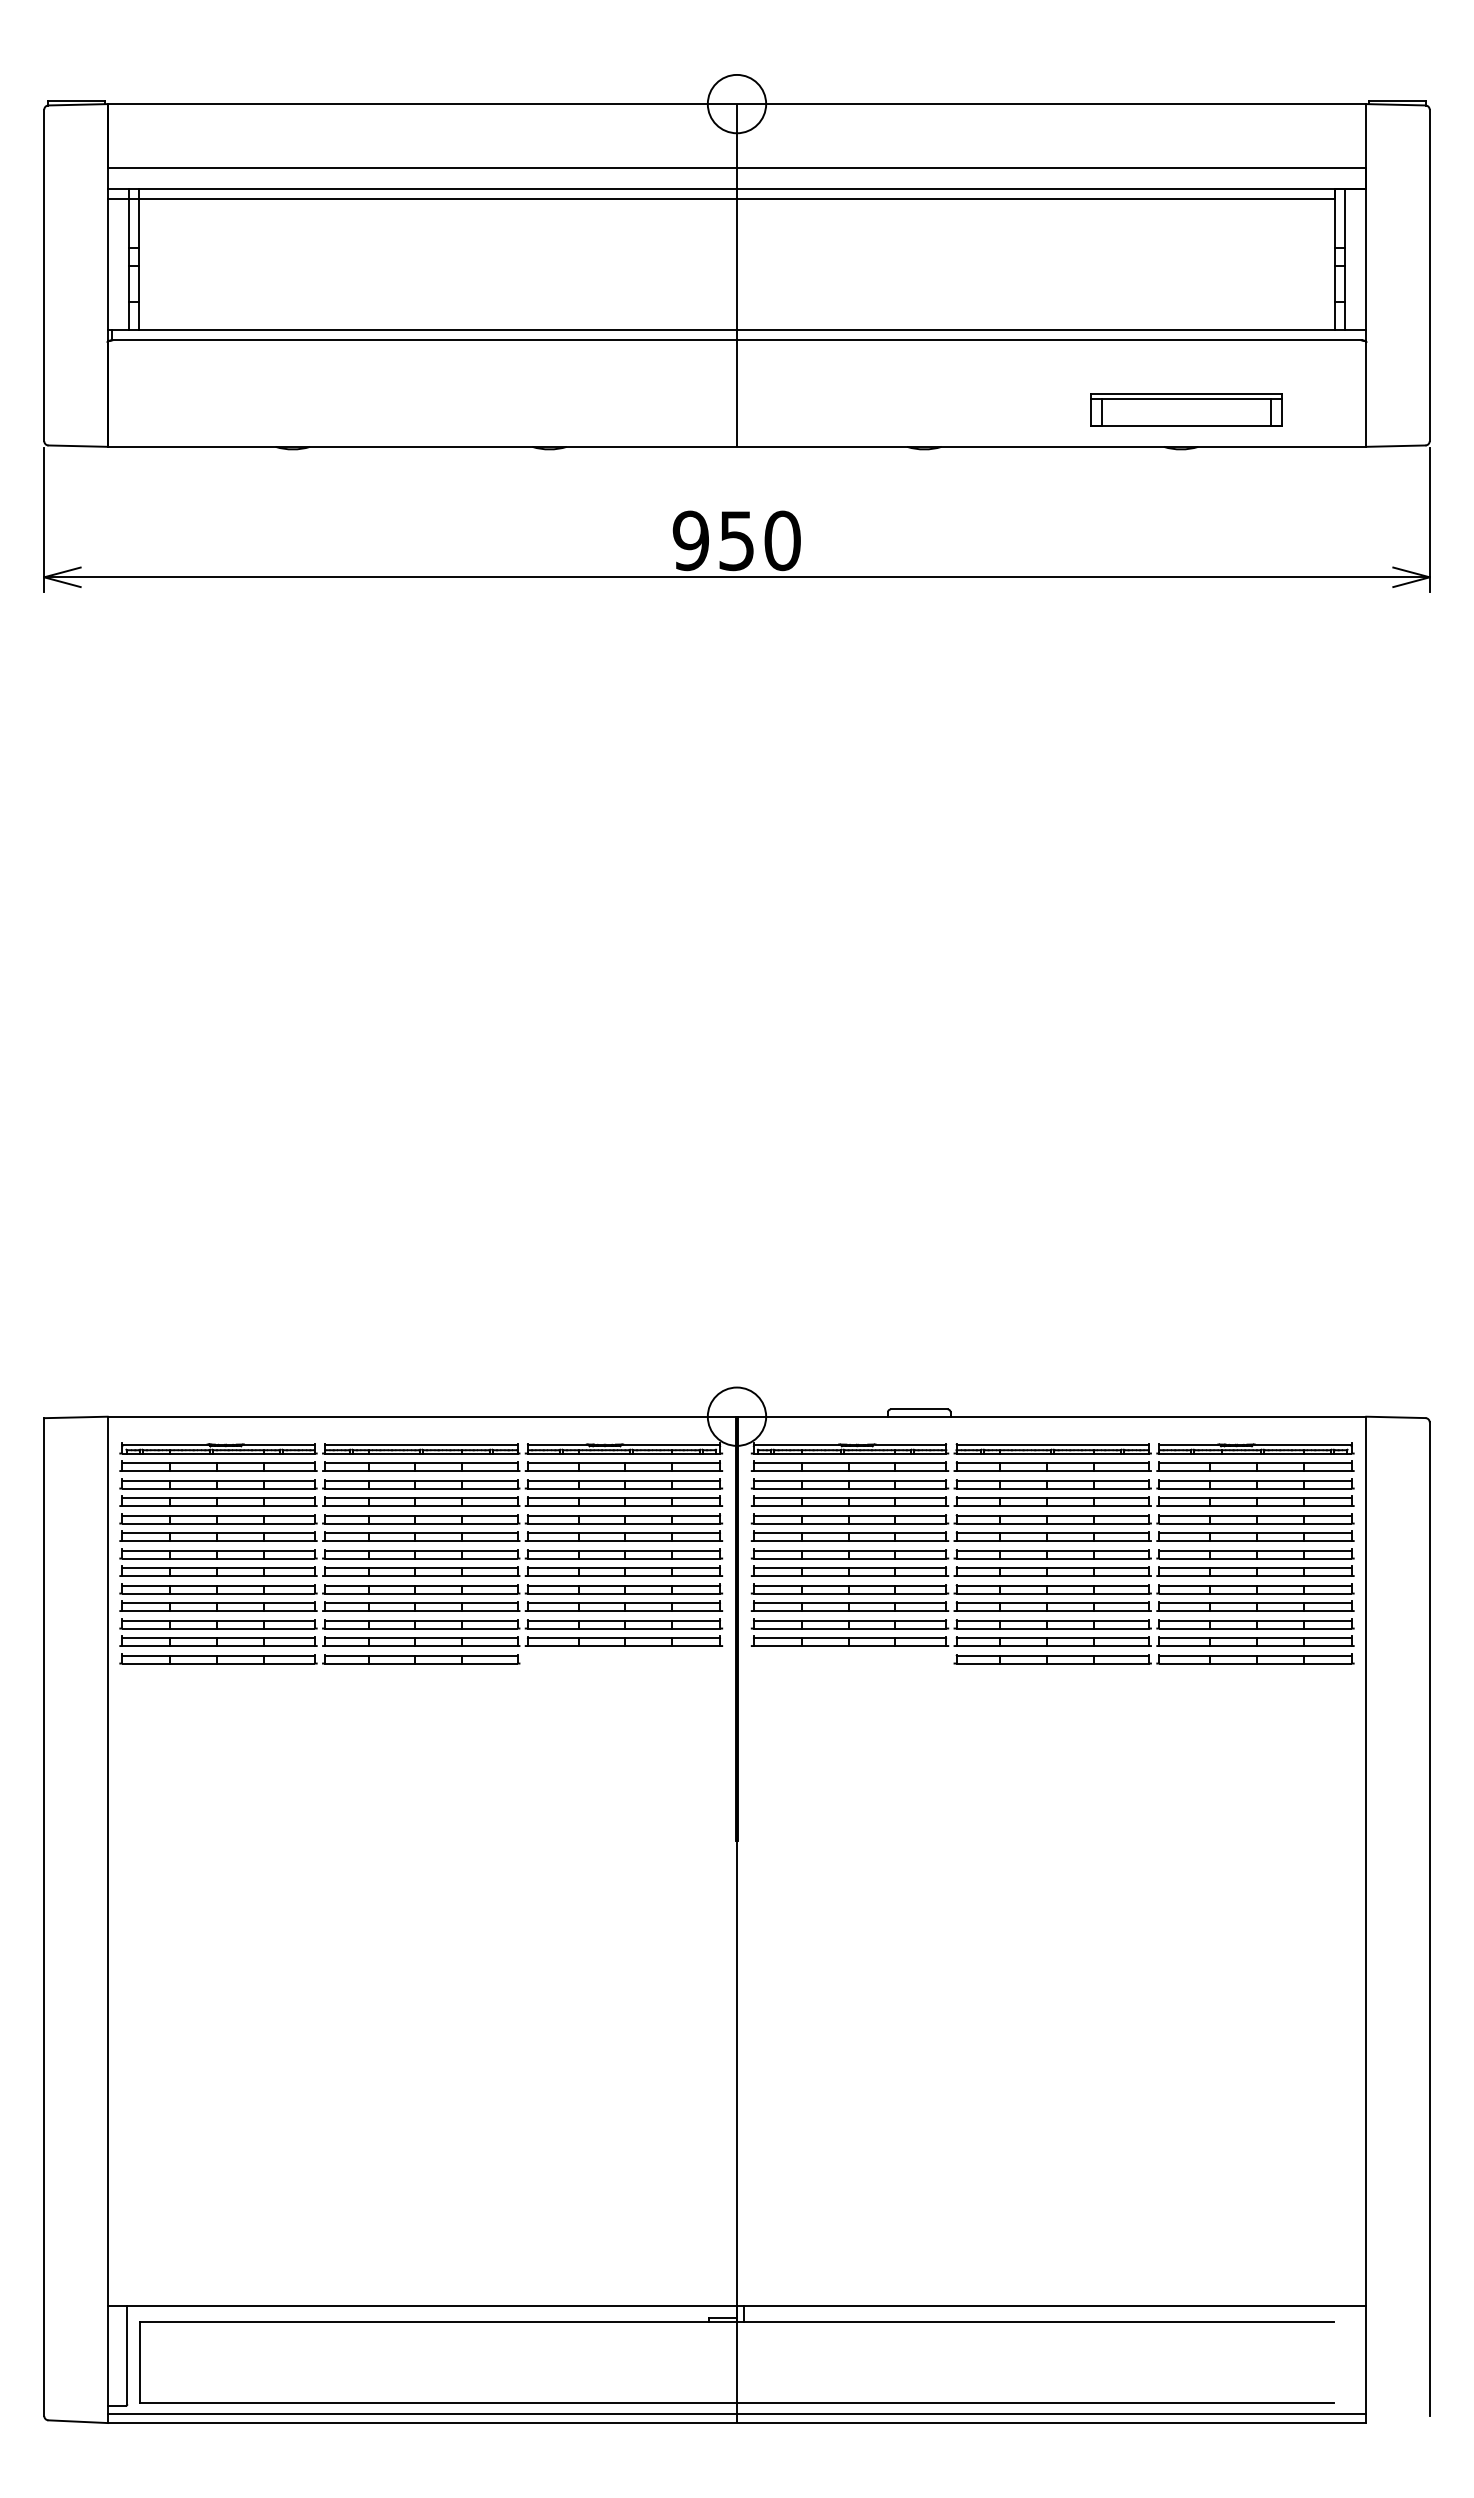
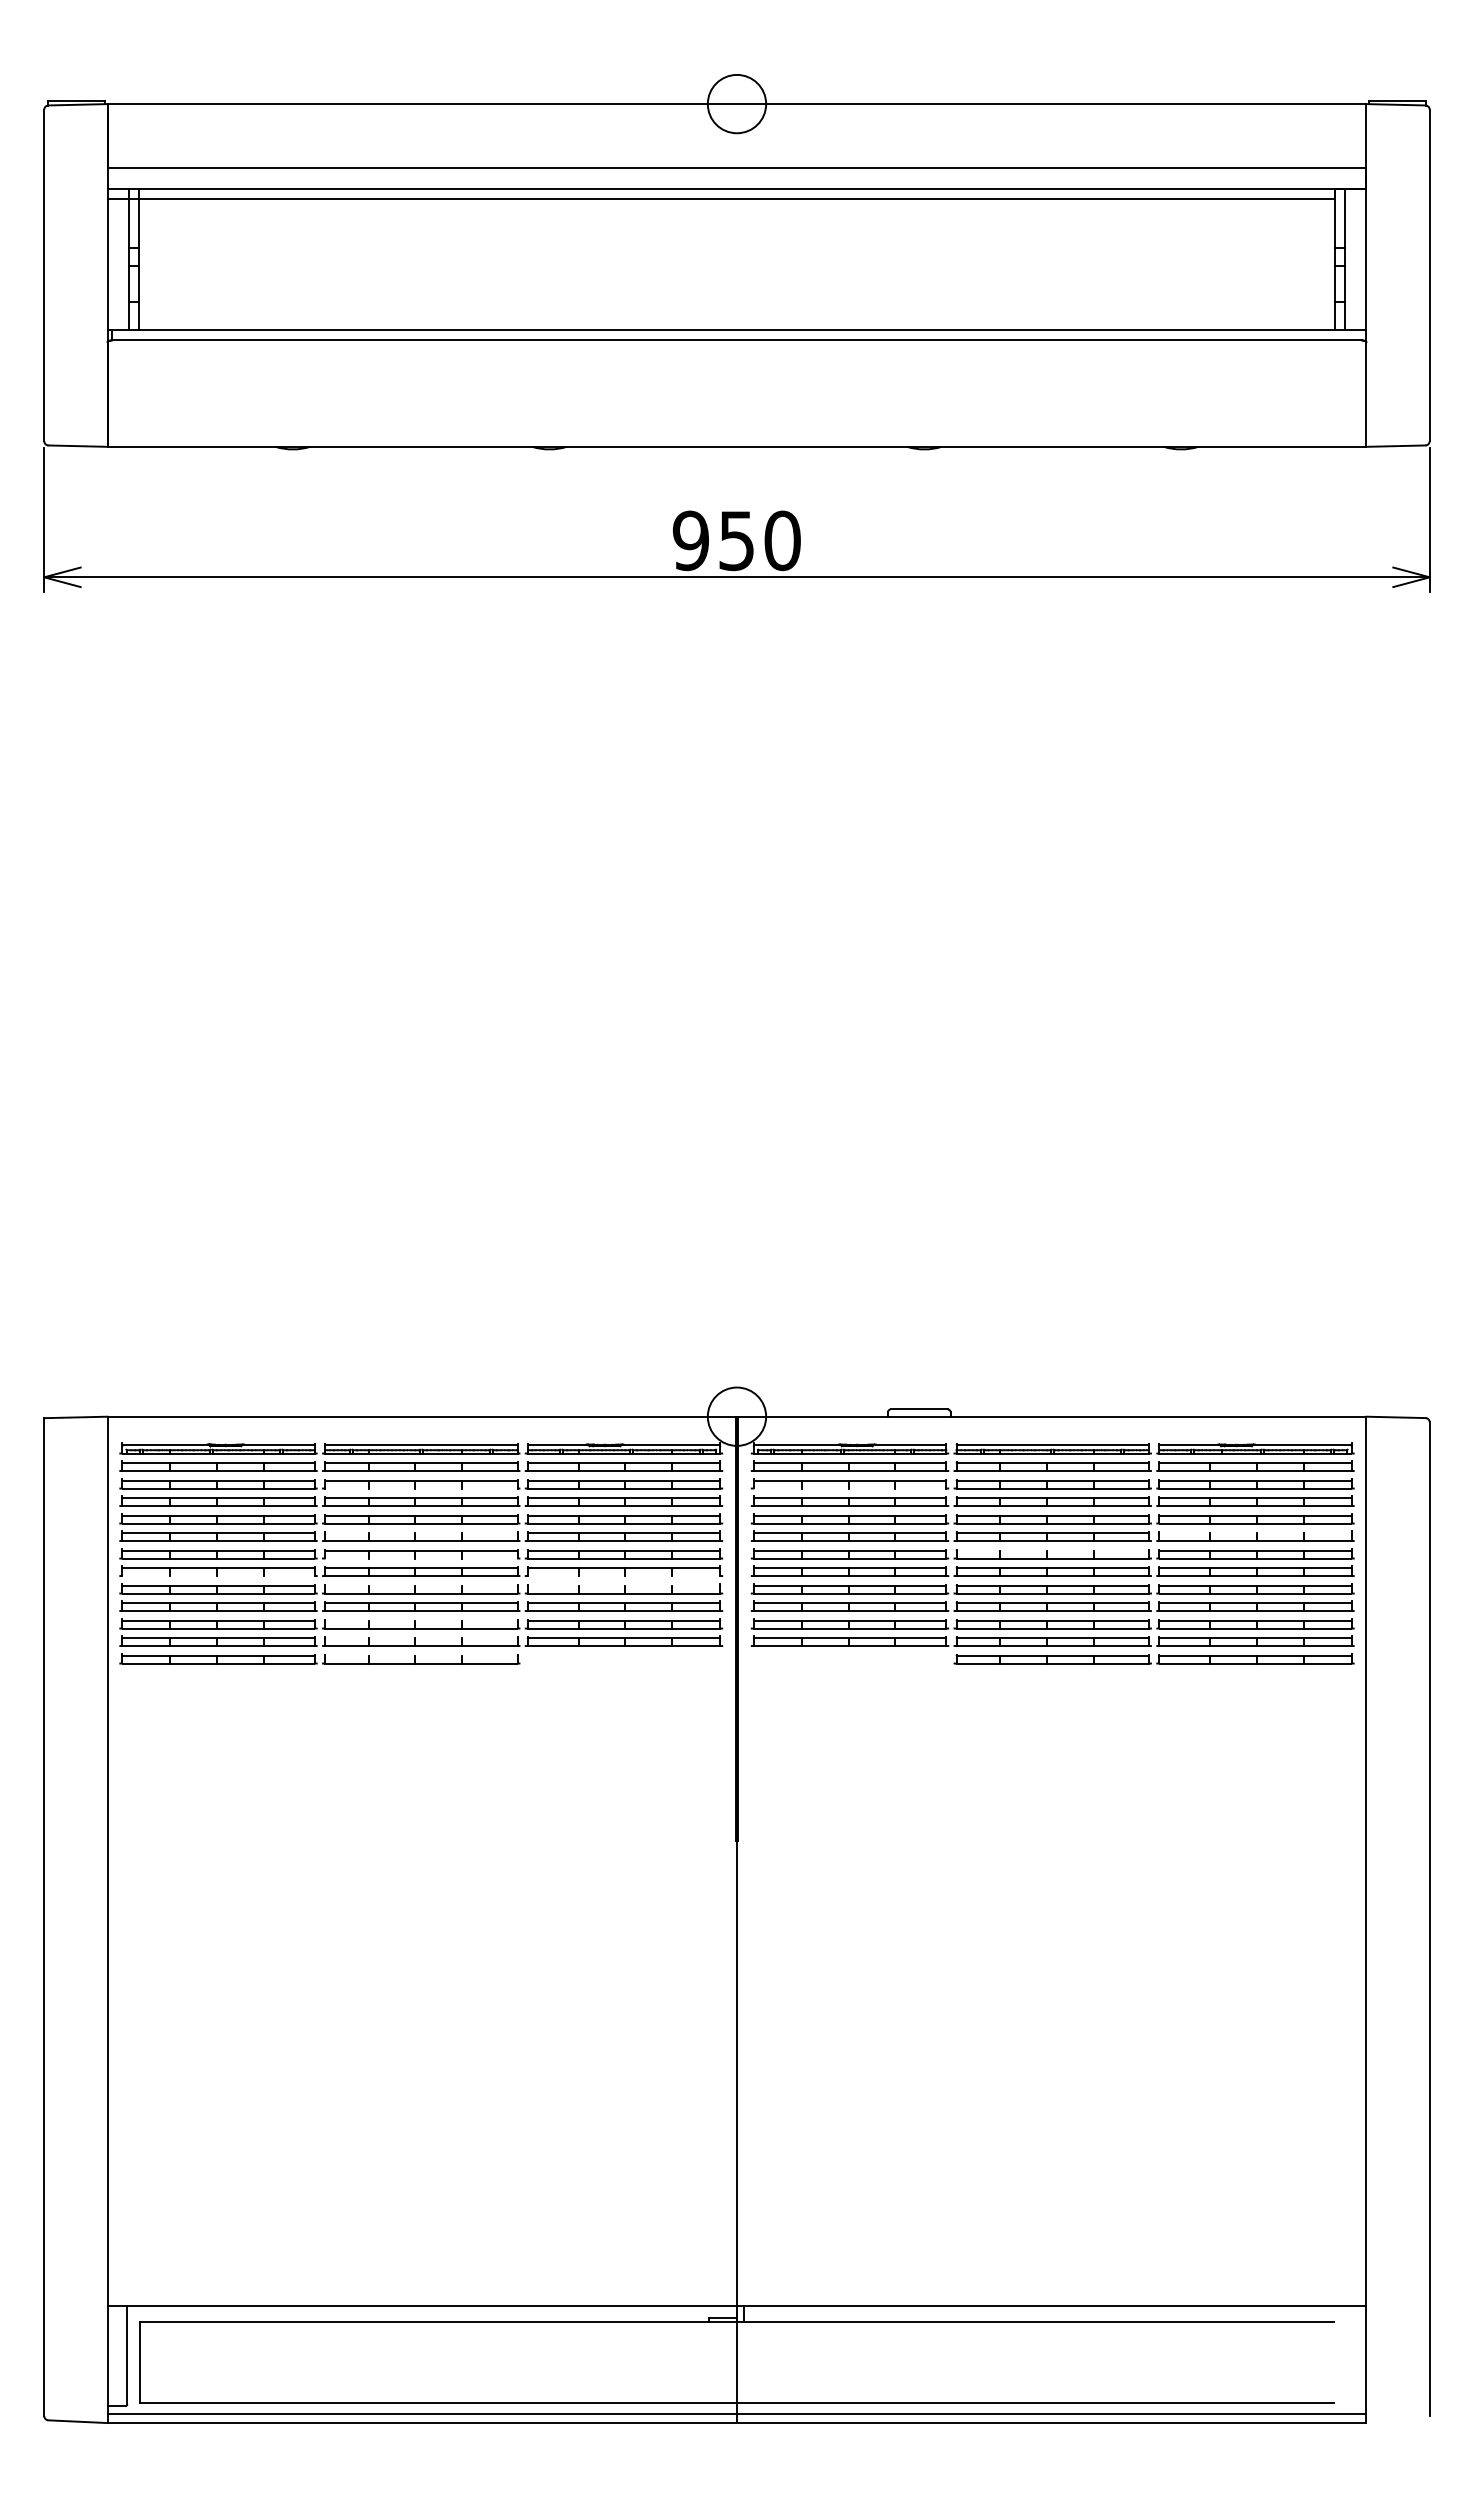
line: present -> none (737, 275)
part: present -> none (1186, 409)
line: present -> none (421, 1488)
line: present -> none (849, 1488)
line: present -> none (421, 1533)
line: present -> none (1255, 1533)
line: present -> none (1052, 1550)
line: present -> none (421, 1558)
line: present -> none (218, 1576)
line: present -> none (623, 1576)
line: present -> none (421, 1585)
line: present -> none (623, 1585)
line: present -> none (421, 1620)
line: present -> none (421, 1638)
line: present -> none (421, 1655)
